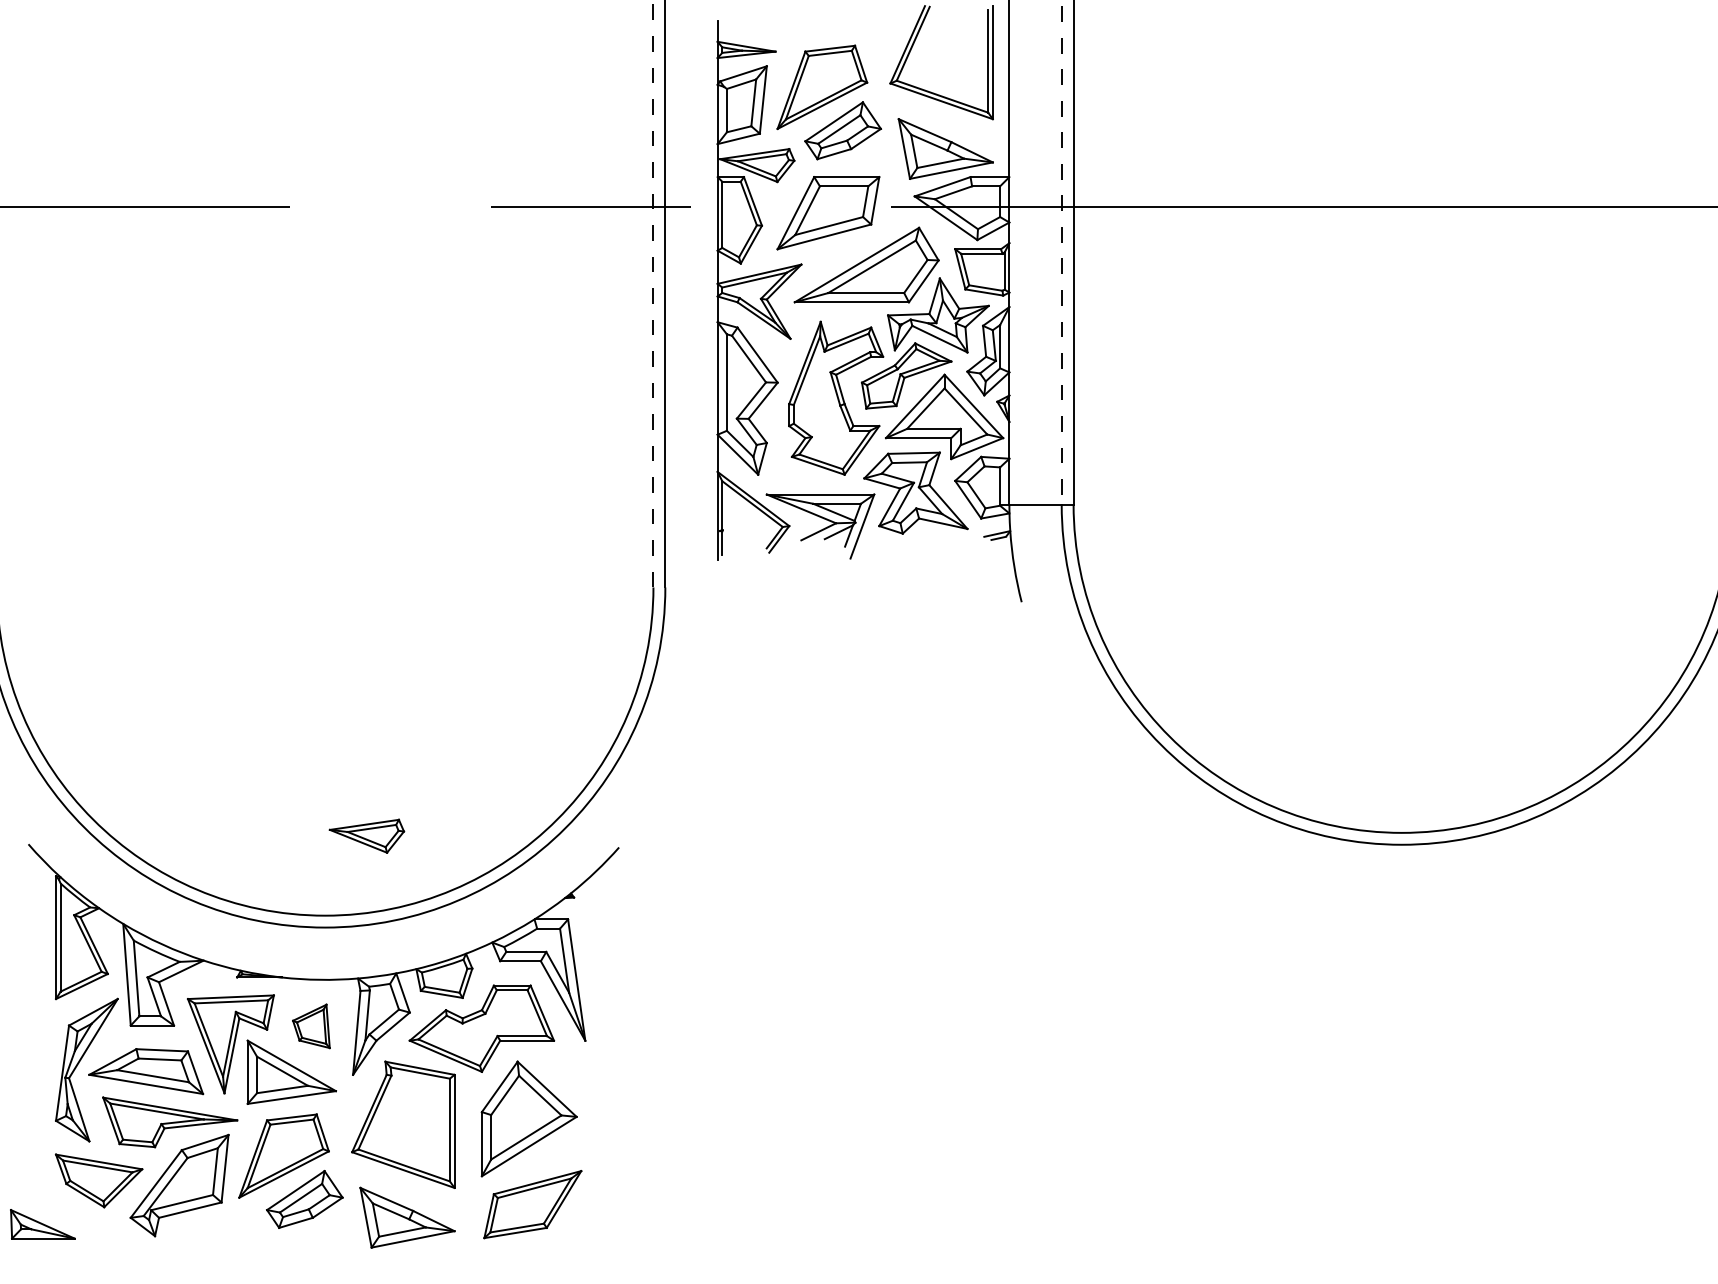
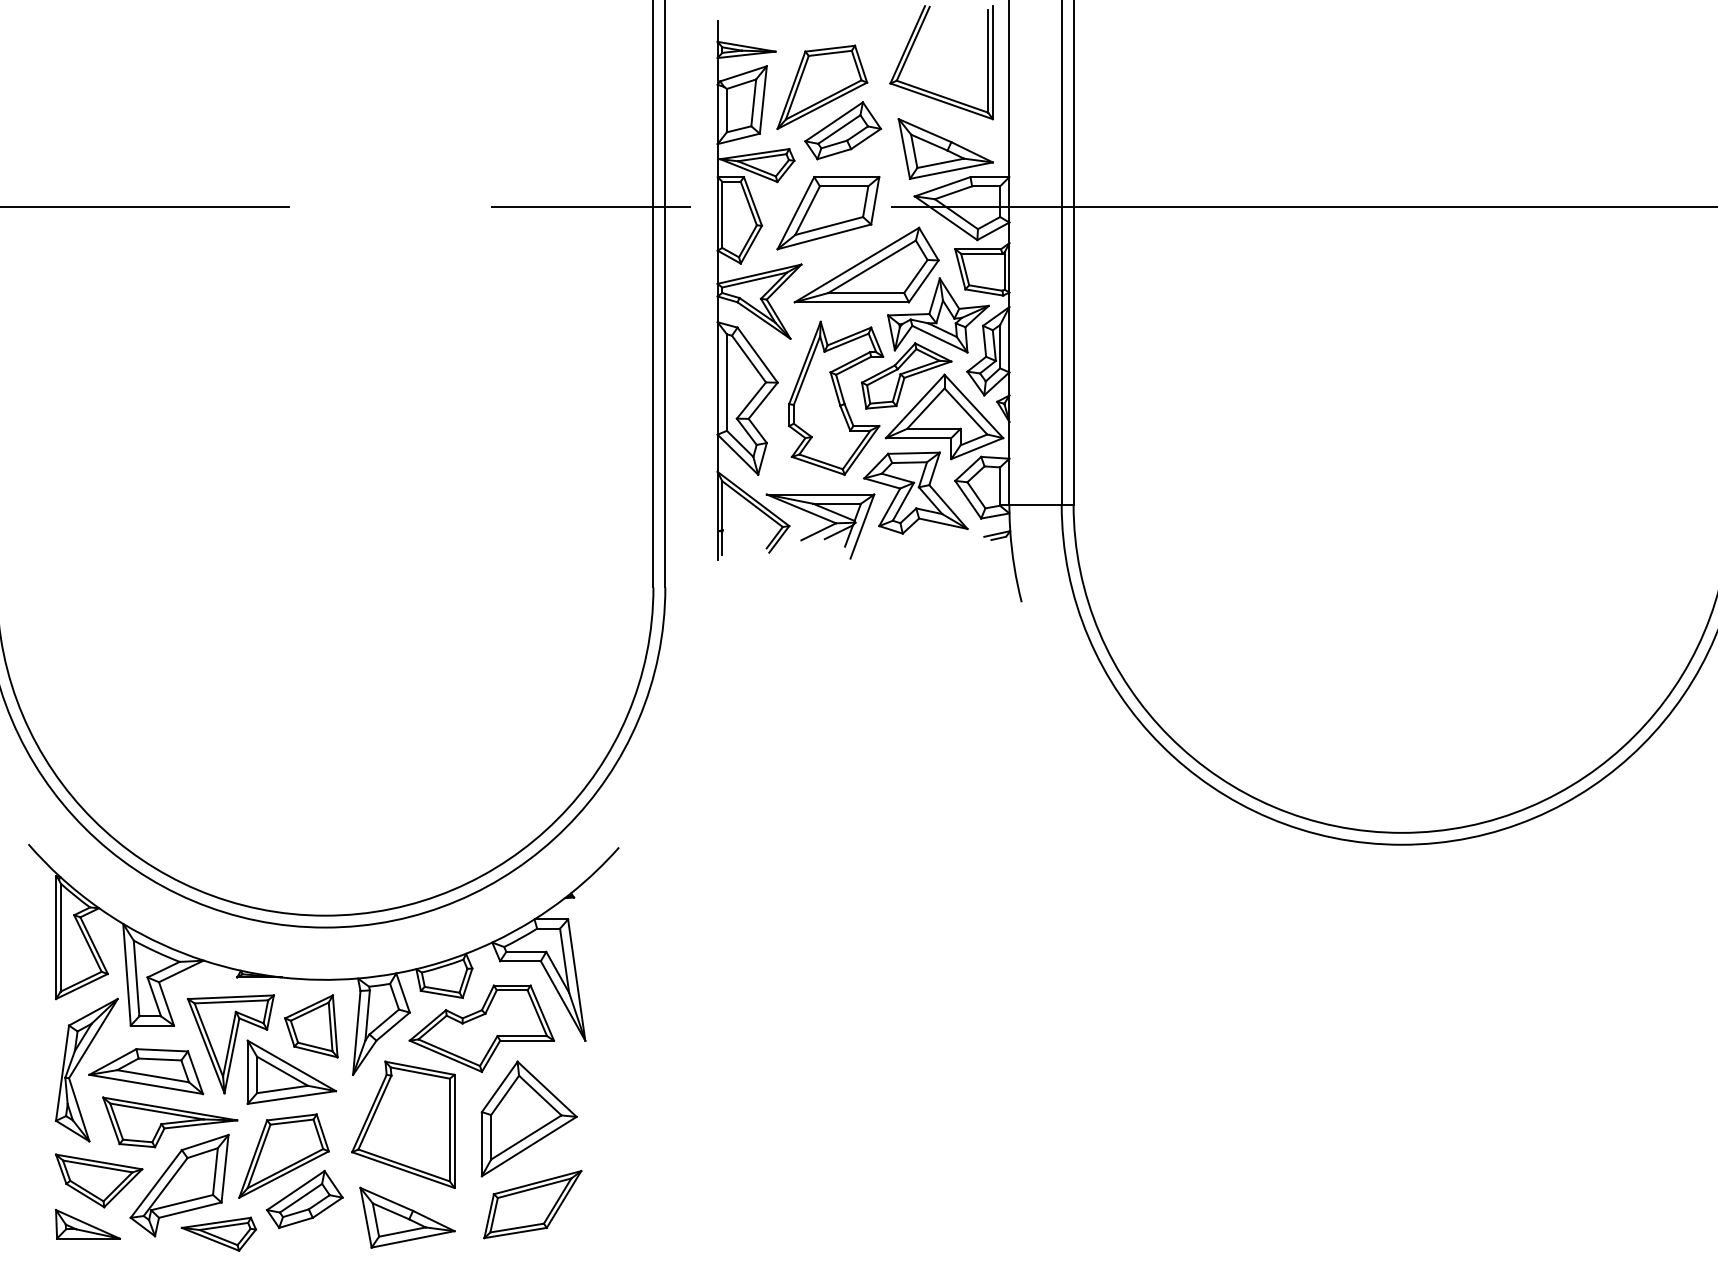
line: dashed -> solid (1061, 252)
line: dashed -> solid (653, 293)
part position: (366, 835) -> (218, 1233) (218, 1233)
part size: 39x47 px -> 55x65 px (311, 1026)
part position: (42, 1224) -> (87, 1224) (87, 1224)
